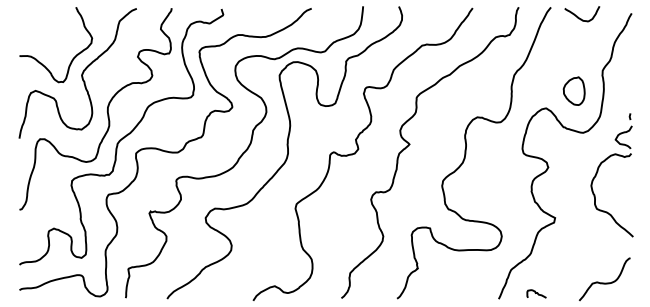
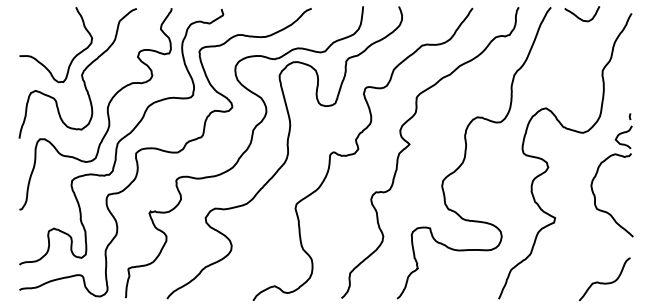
part: present -> none (573, 90)
curve: present -> none (536, 293)
